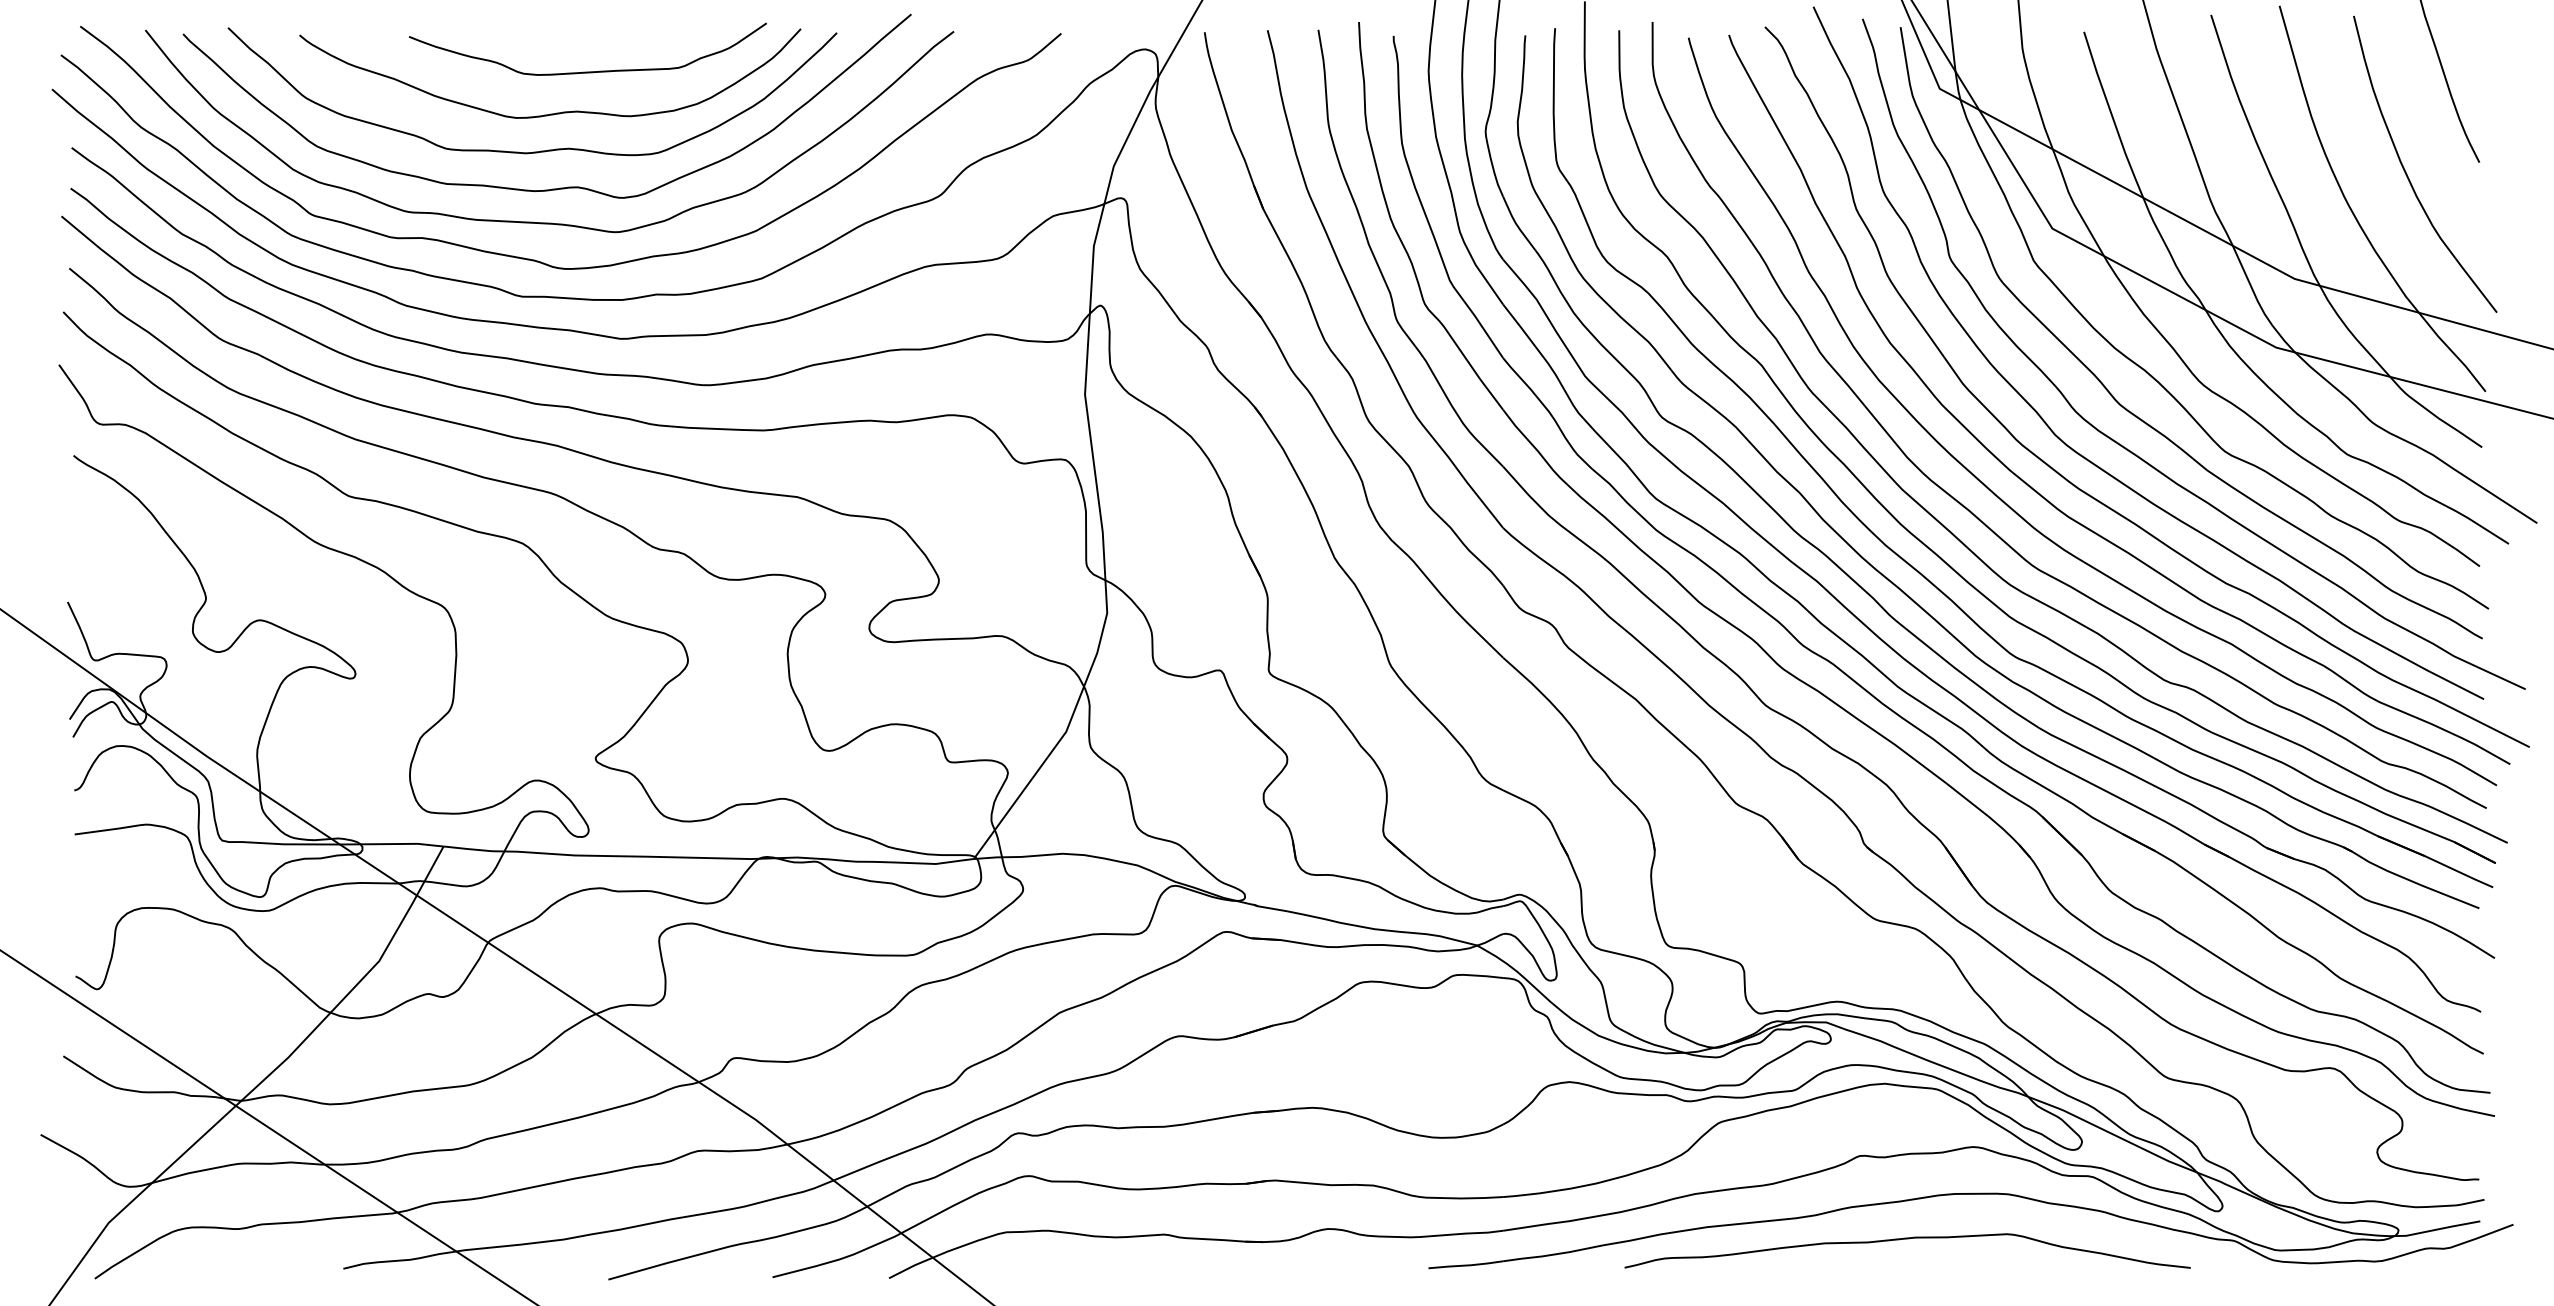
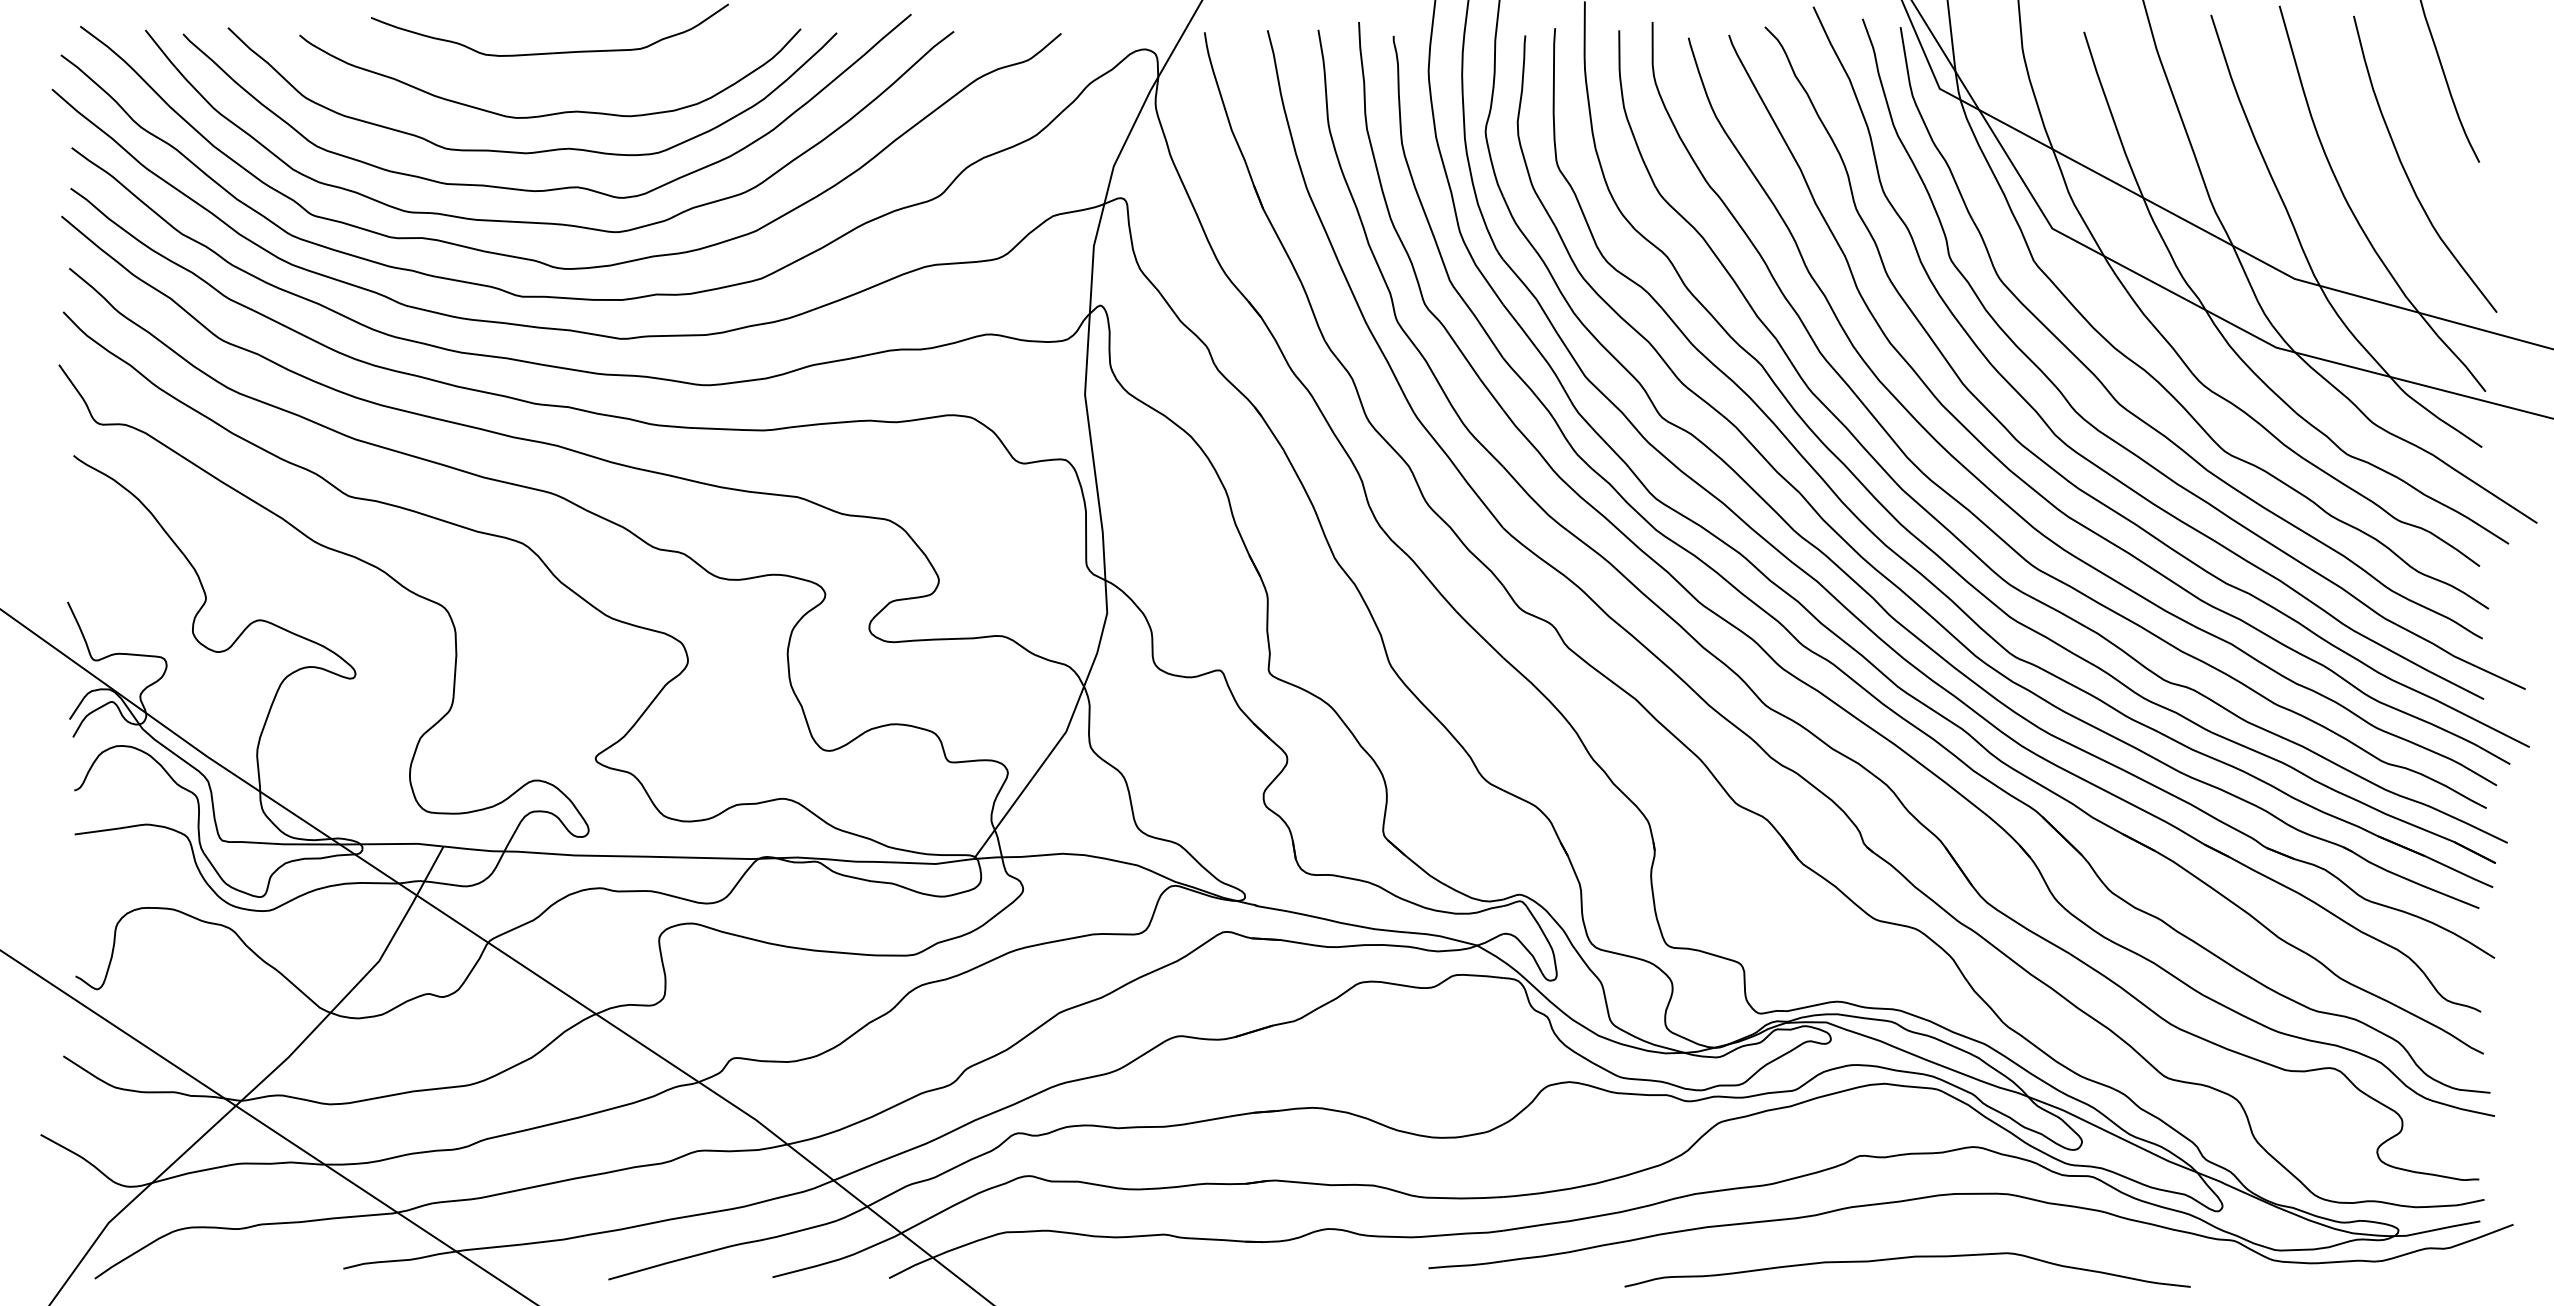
curve position: (587, 71) -> (549, 52) (549, 52)
curve position: (1907, 1239) -> (1907, 1258) (1907, 1258)
